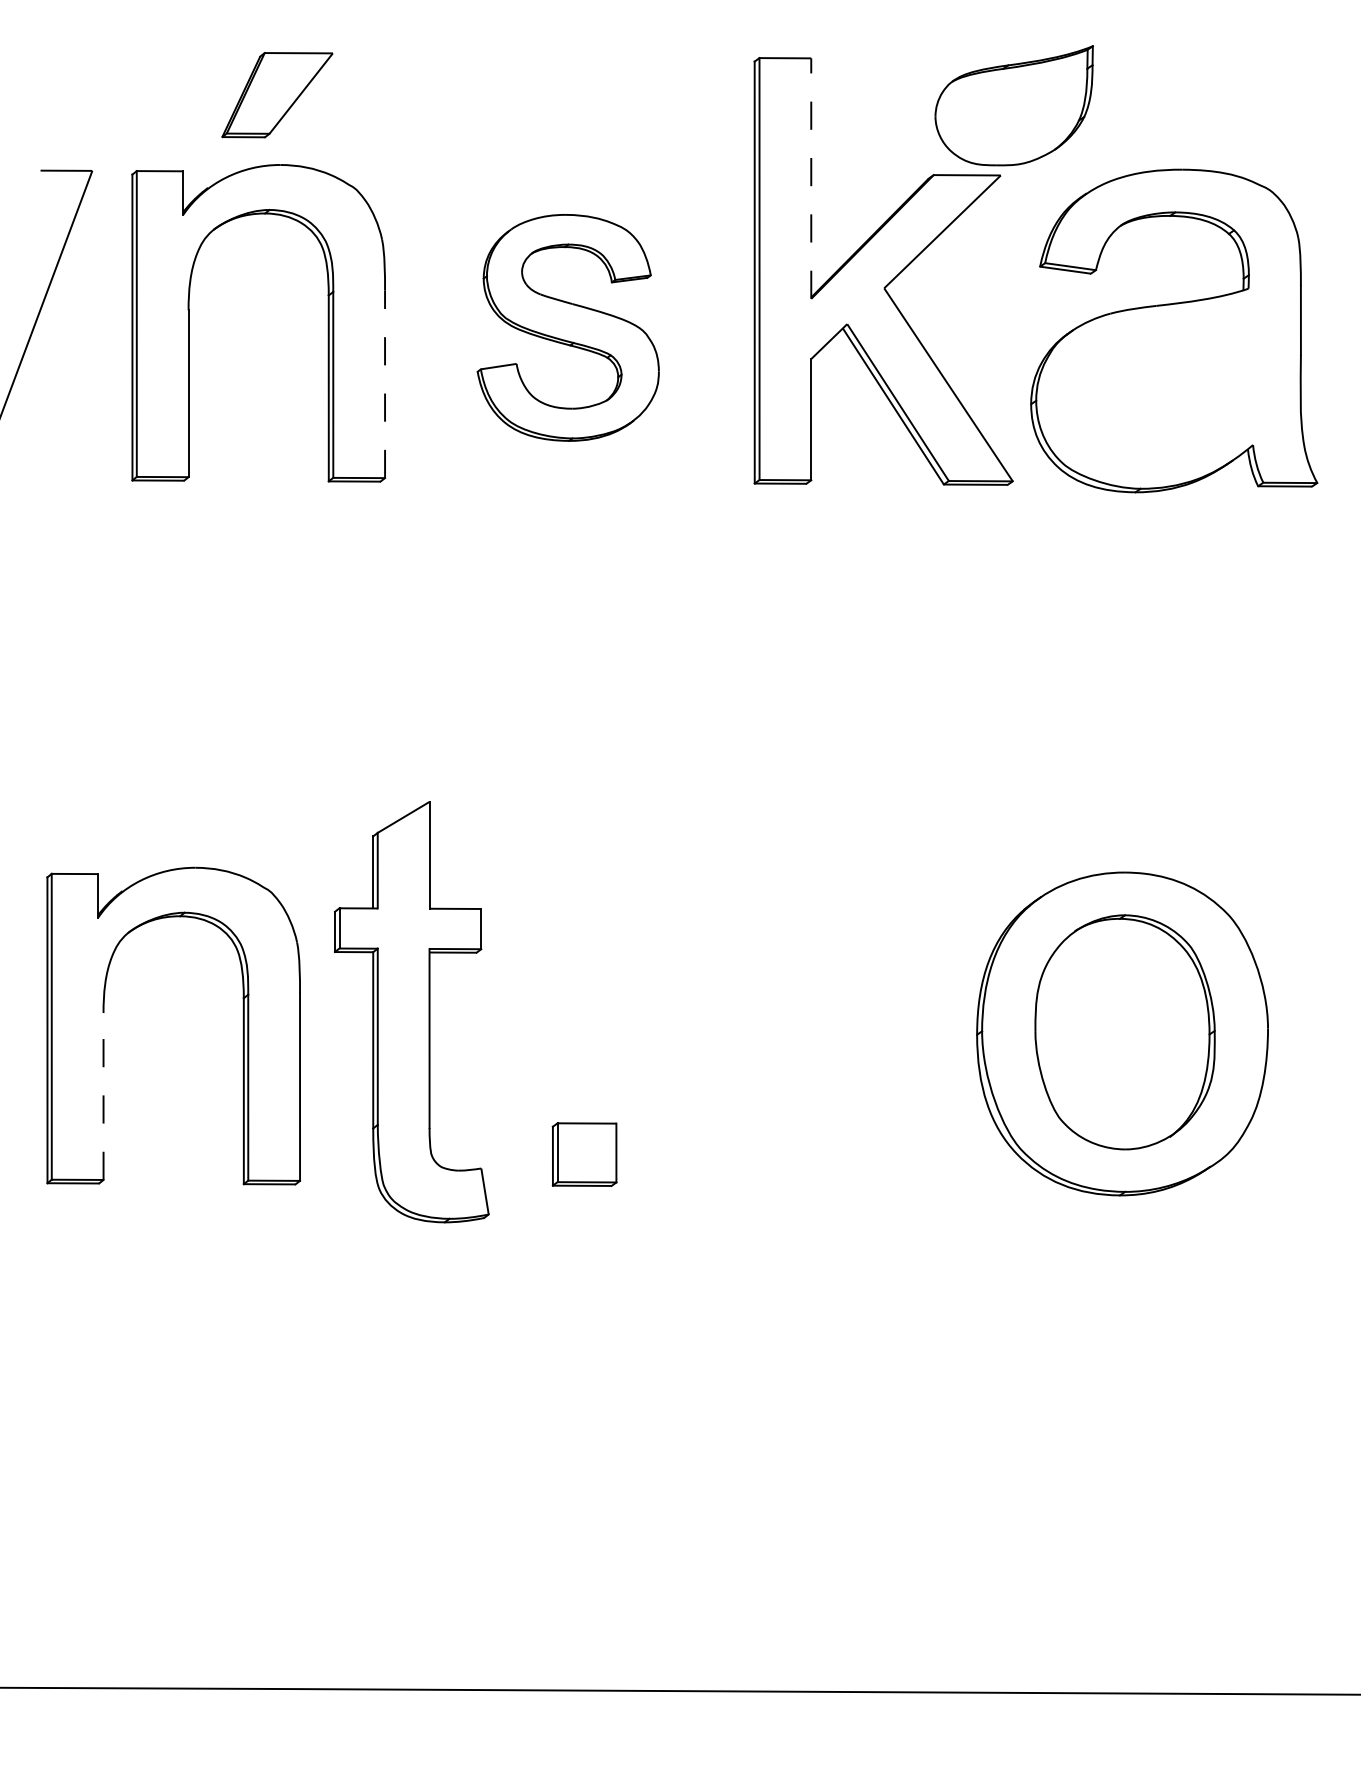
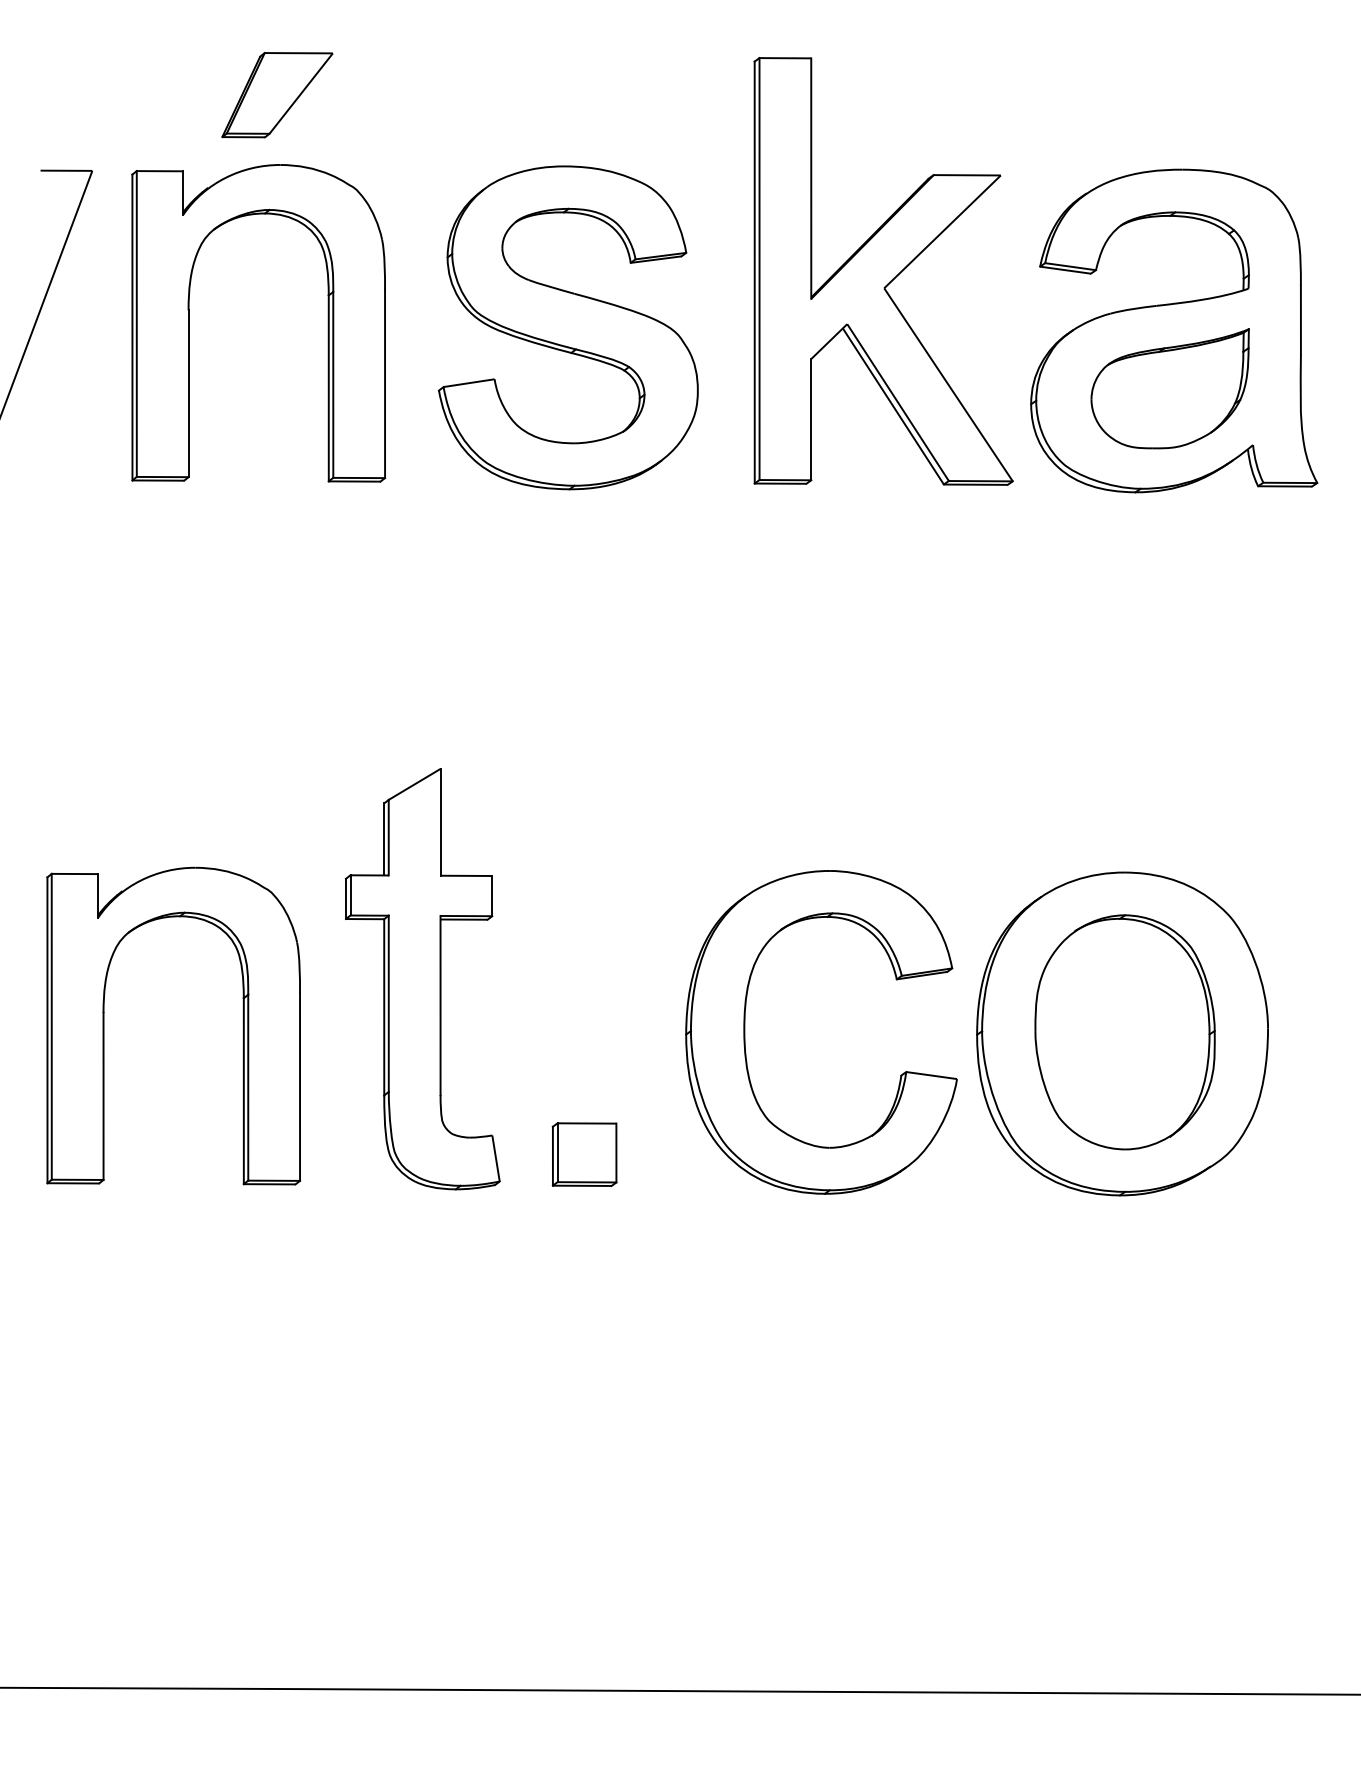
part position: (1013, 105) -> (1169, 388) (1169, 388)
line: dashed -> solid (811, 178)
part size: 184x228 px -> 262x326 px (567, 327)
line: dashed -> solid (385, 384)
part position: (411, 1012) -> (422, 979) (422, 979)
part: none -> present (745, 1032)
line: dashed -> solid (103, 1095)
